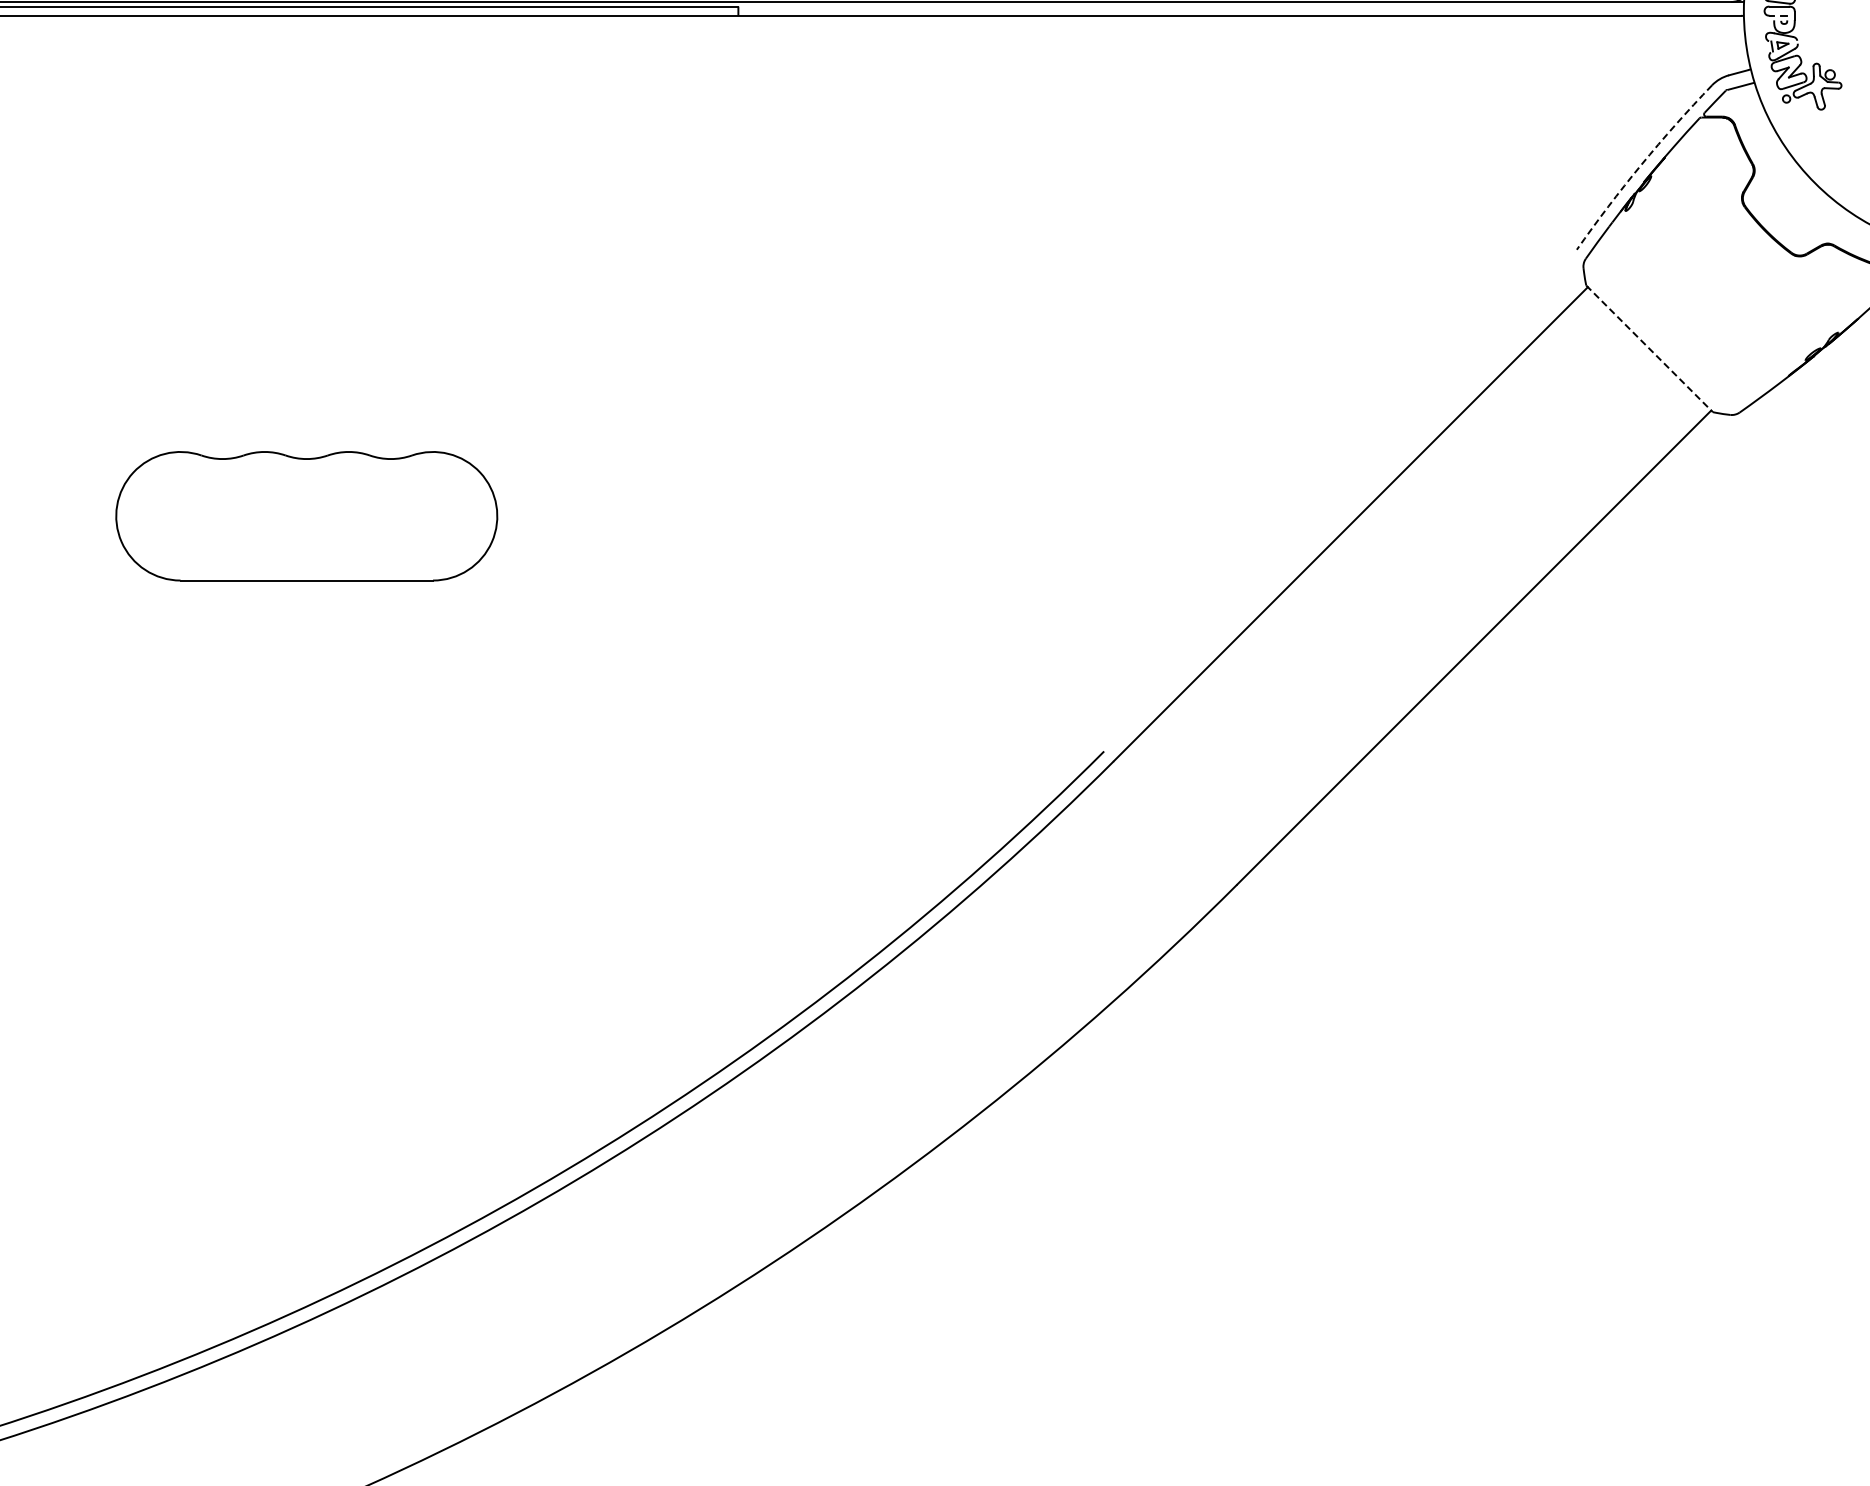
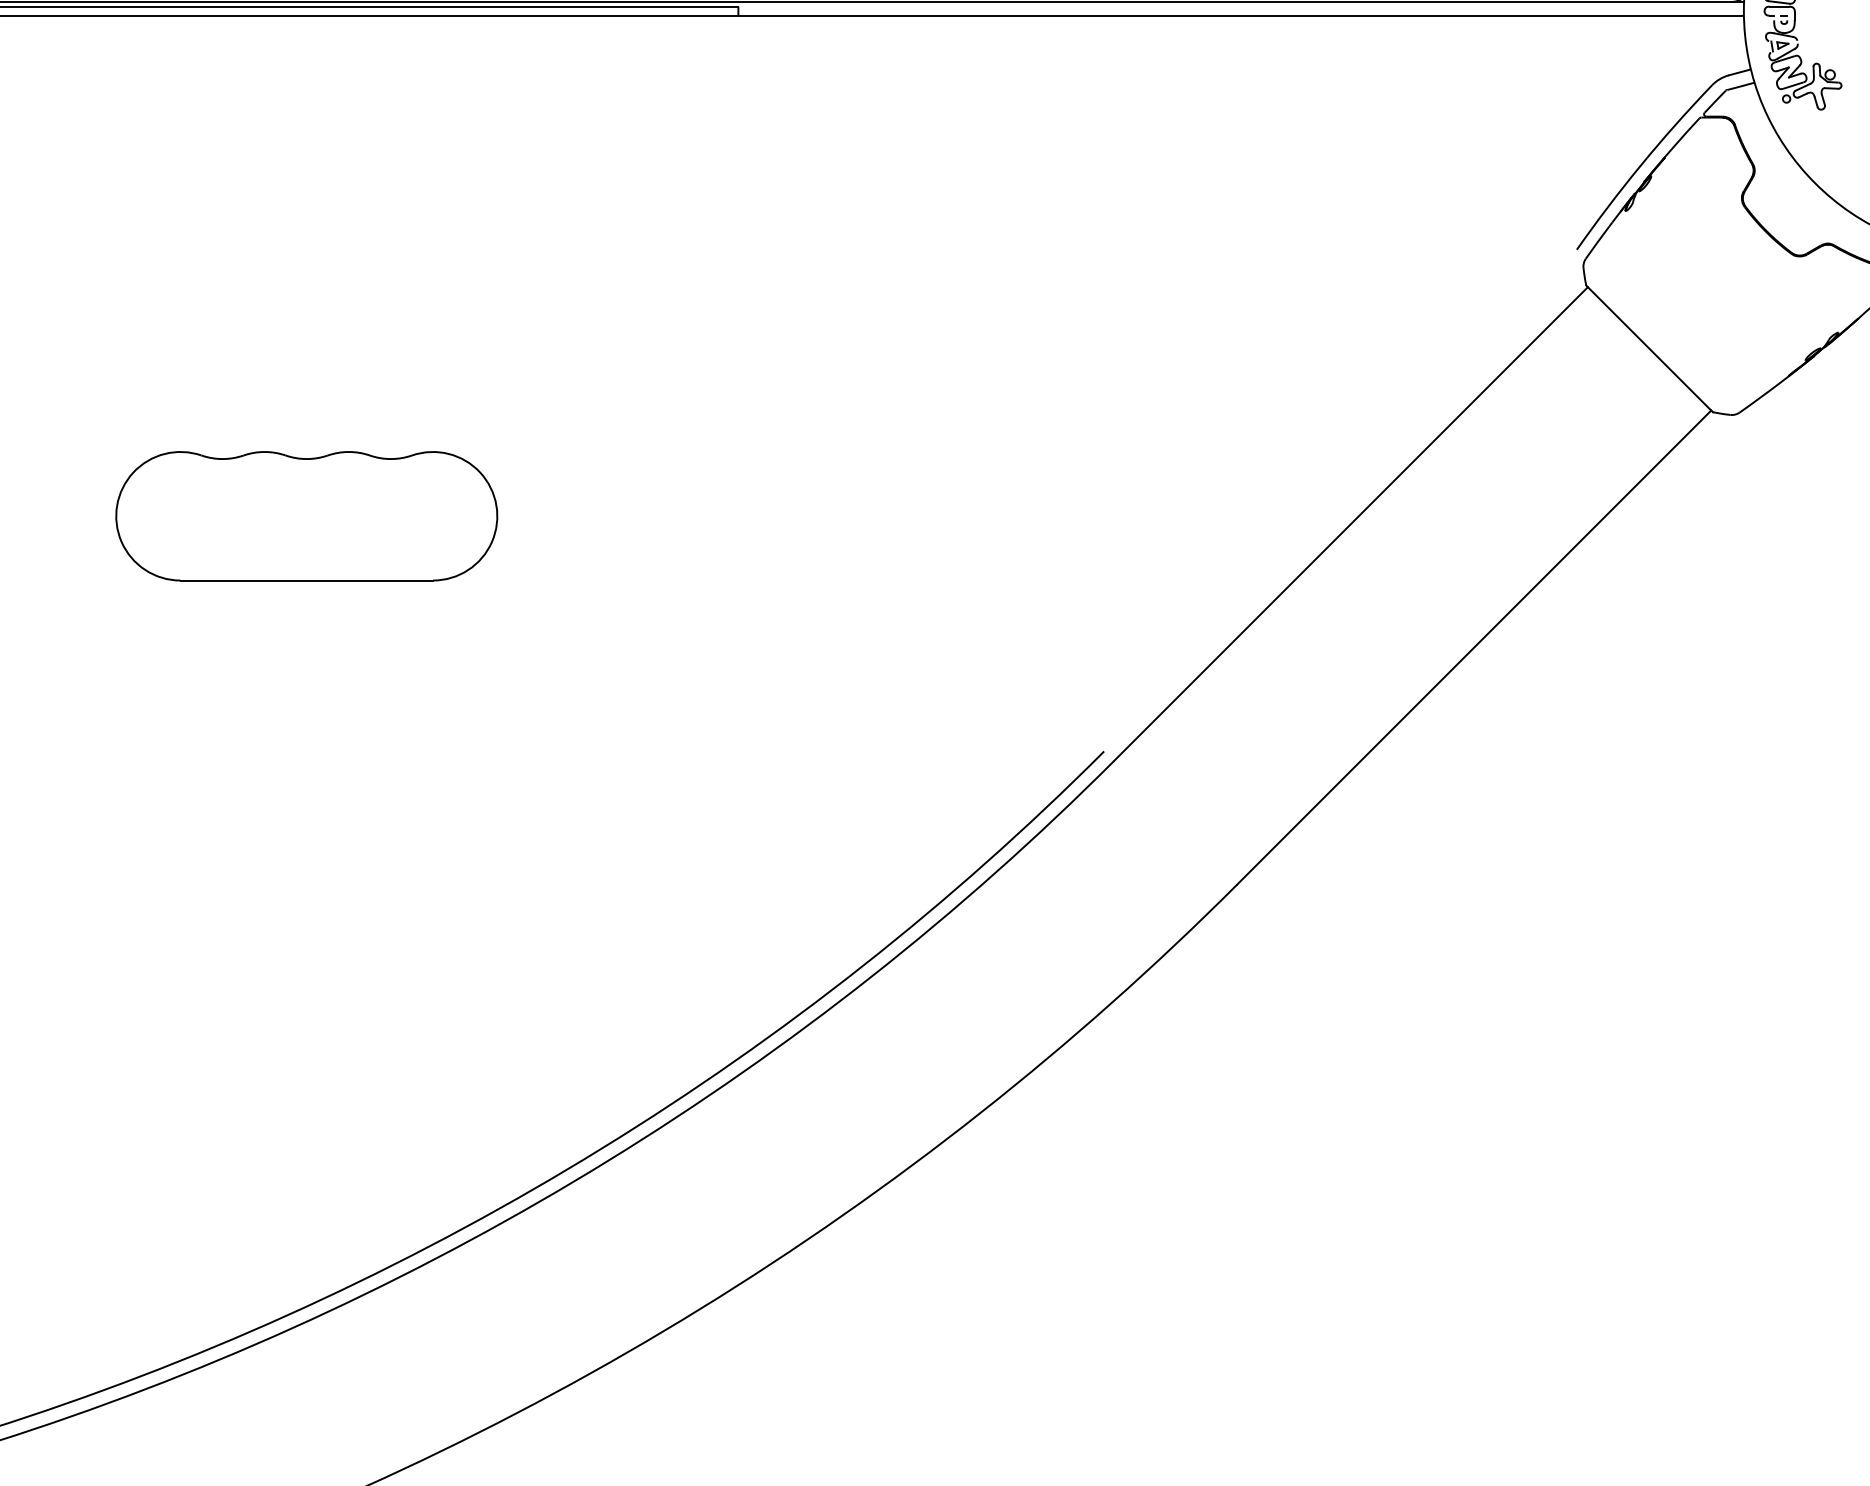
arc: dashed -> solid (1641, 164)
line: dashed -> solid (1649, 348)
